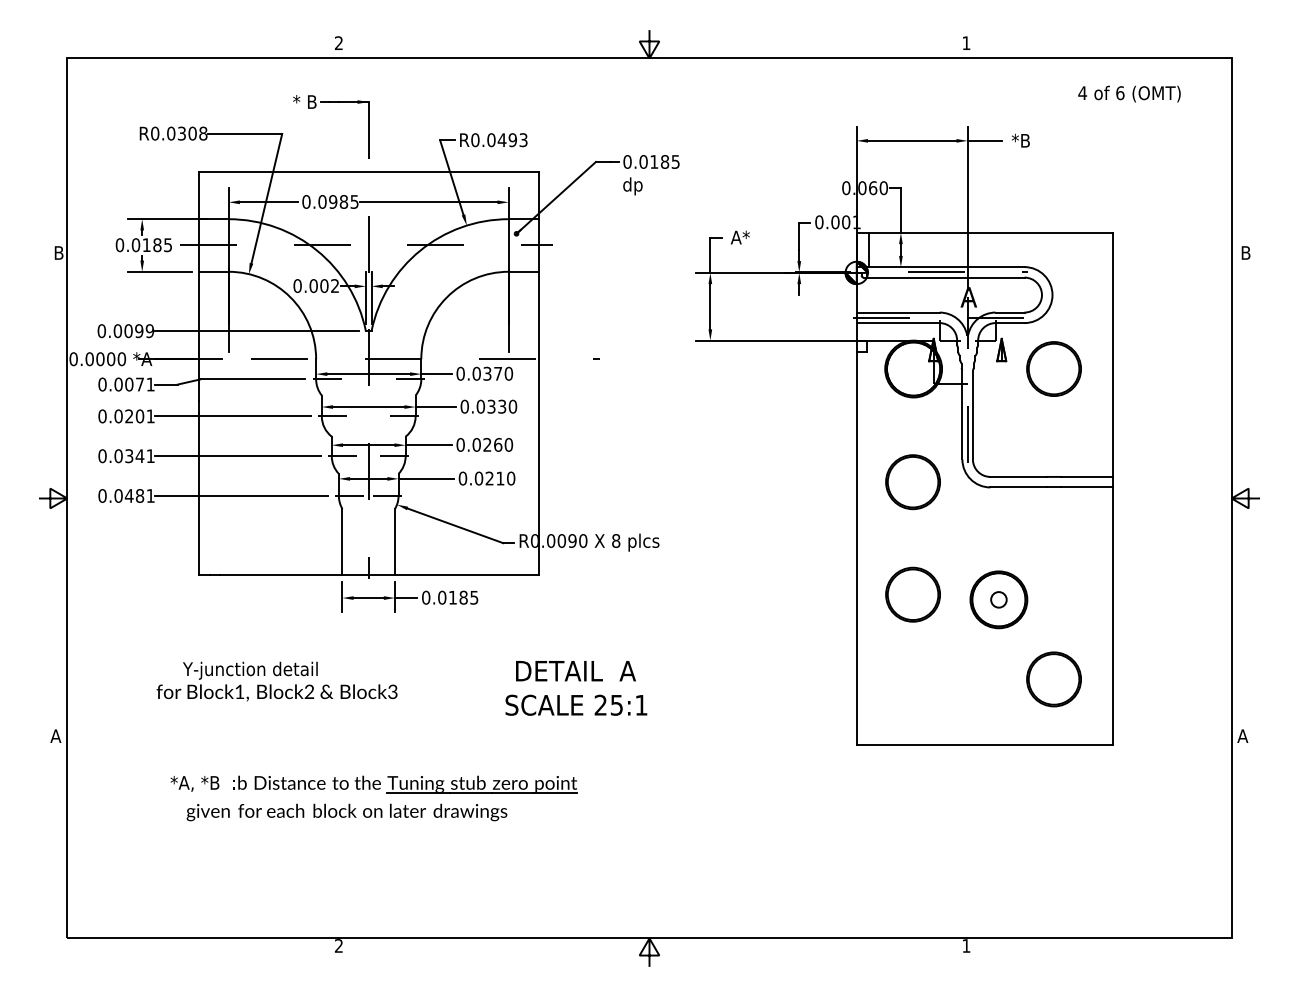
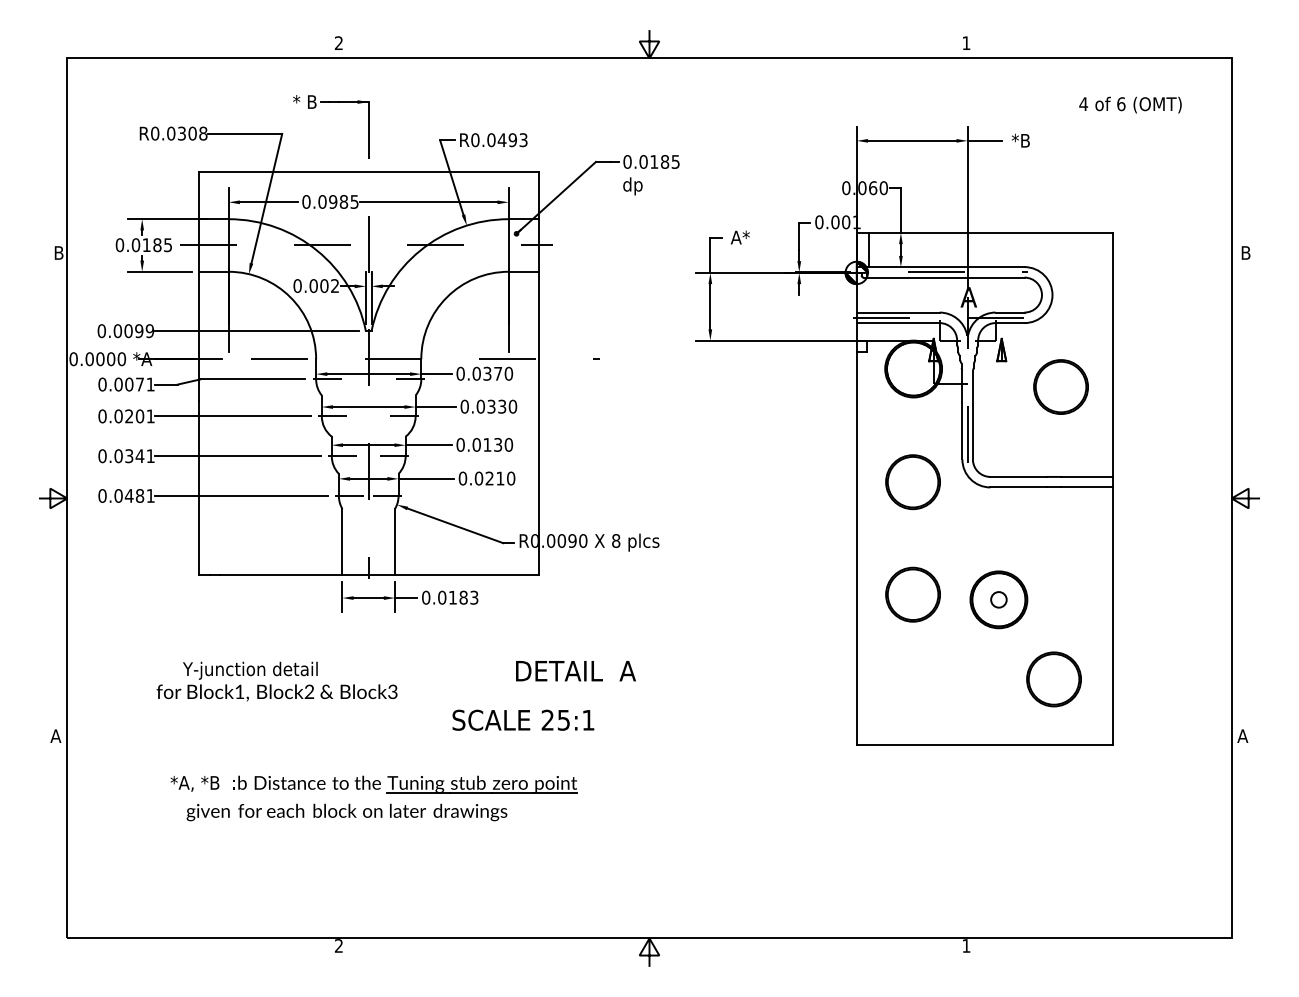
text position: (1129, 93) -> (1130, 104) (1130, 104)
circle position: (1053, 368) -> (1060, 386) (1060, 386)
text: 0.0260 -> 0.0130 (492, 444)
text: 0.0185 -> 0.0183 (474, 596)
text position: (576, 704) -> (523, 719) (523, 719)
